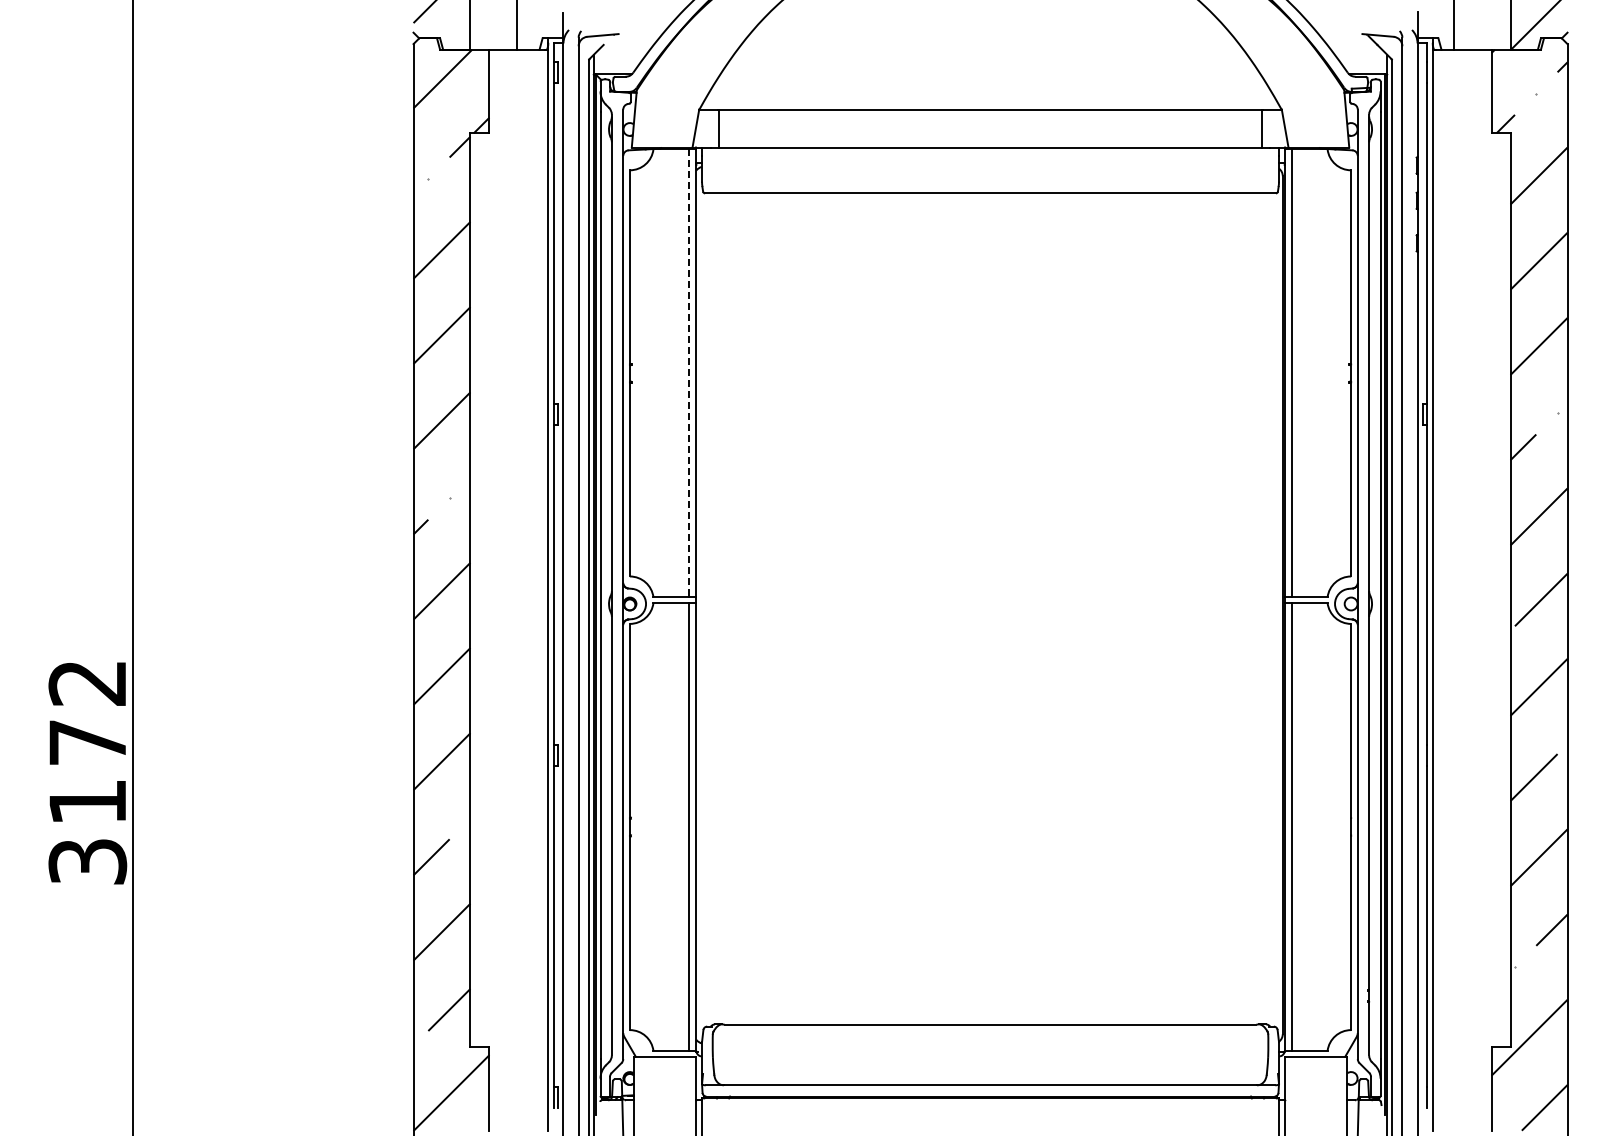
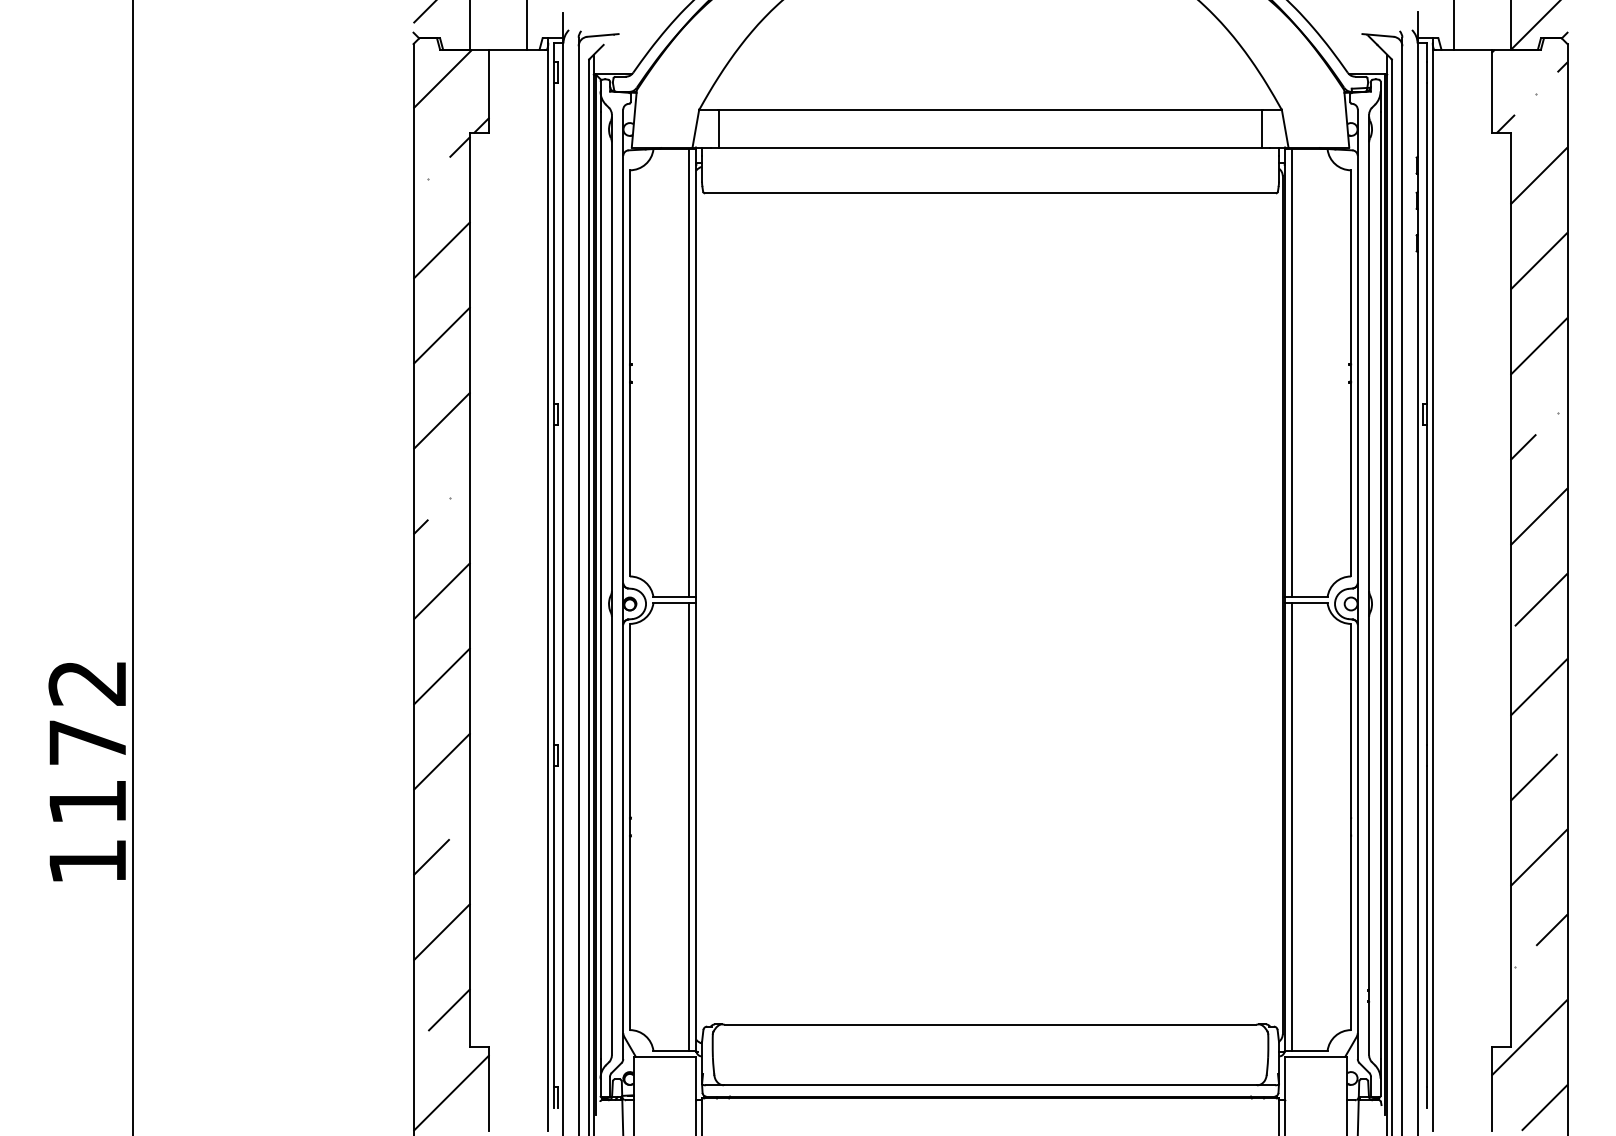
line position: (517, 25) -> (527, 25) (527, 25)
line: dashed -> solid (688, 373)
text: 3172 -> 1172 (87, 861)
